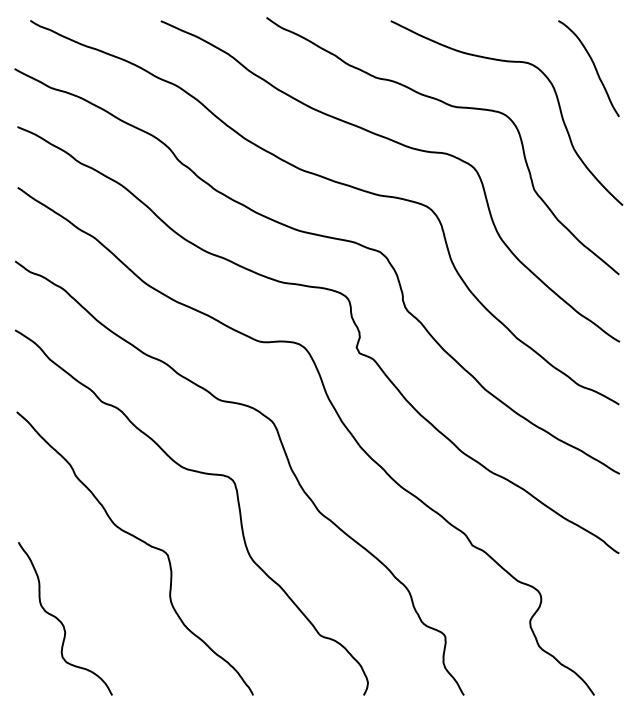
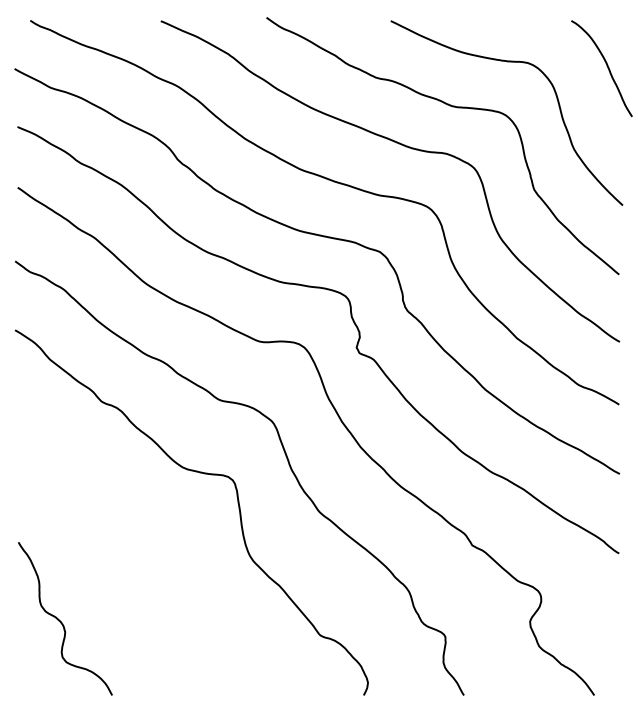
curve position: (593, 66) -> (606, 66) (606, 66)
curve: present -> none (140, 541)
